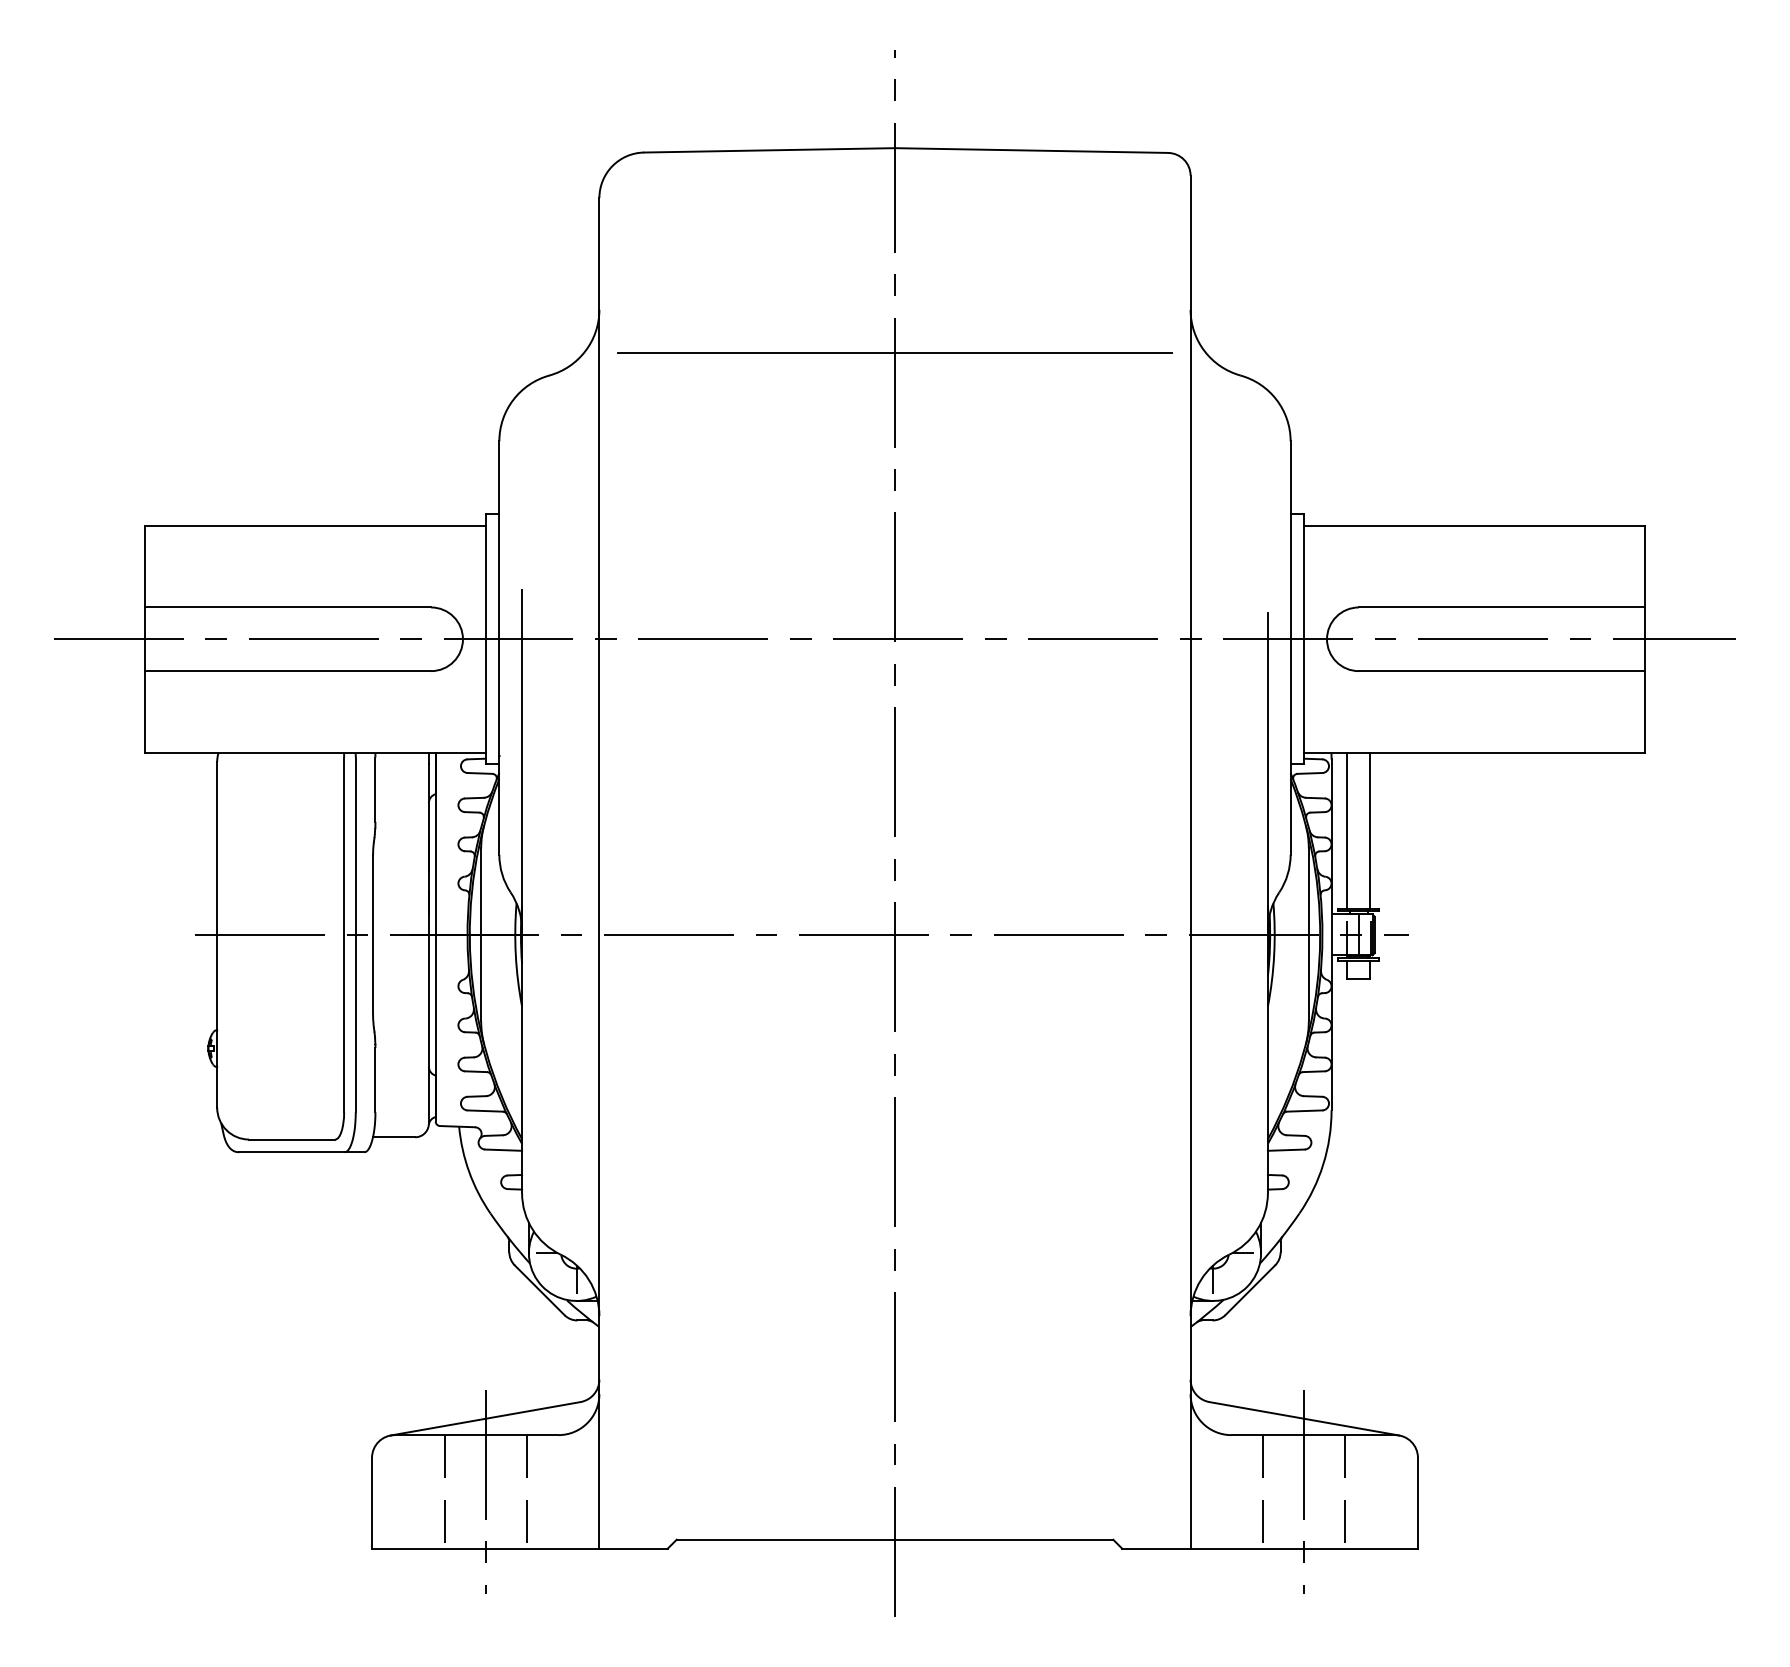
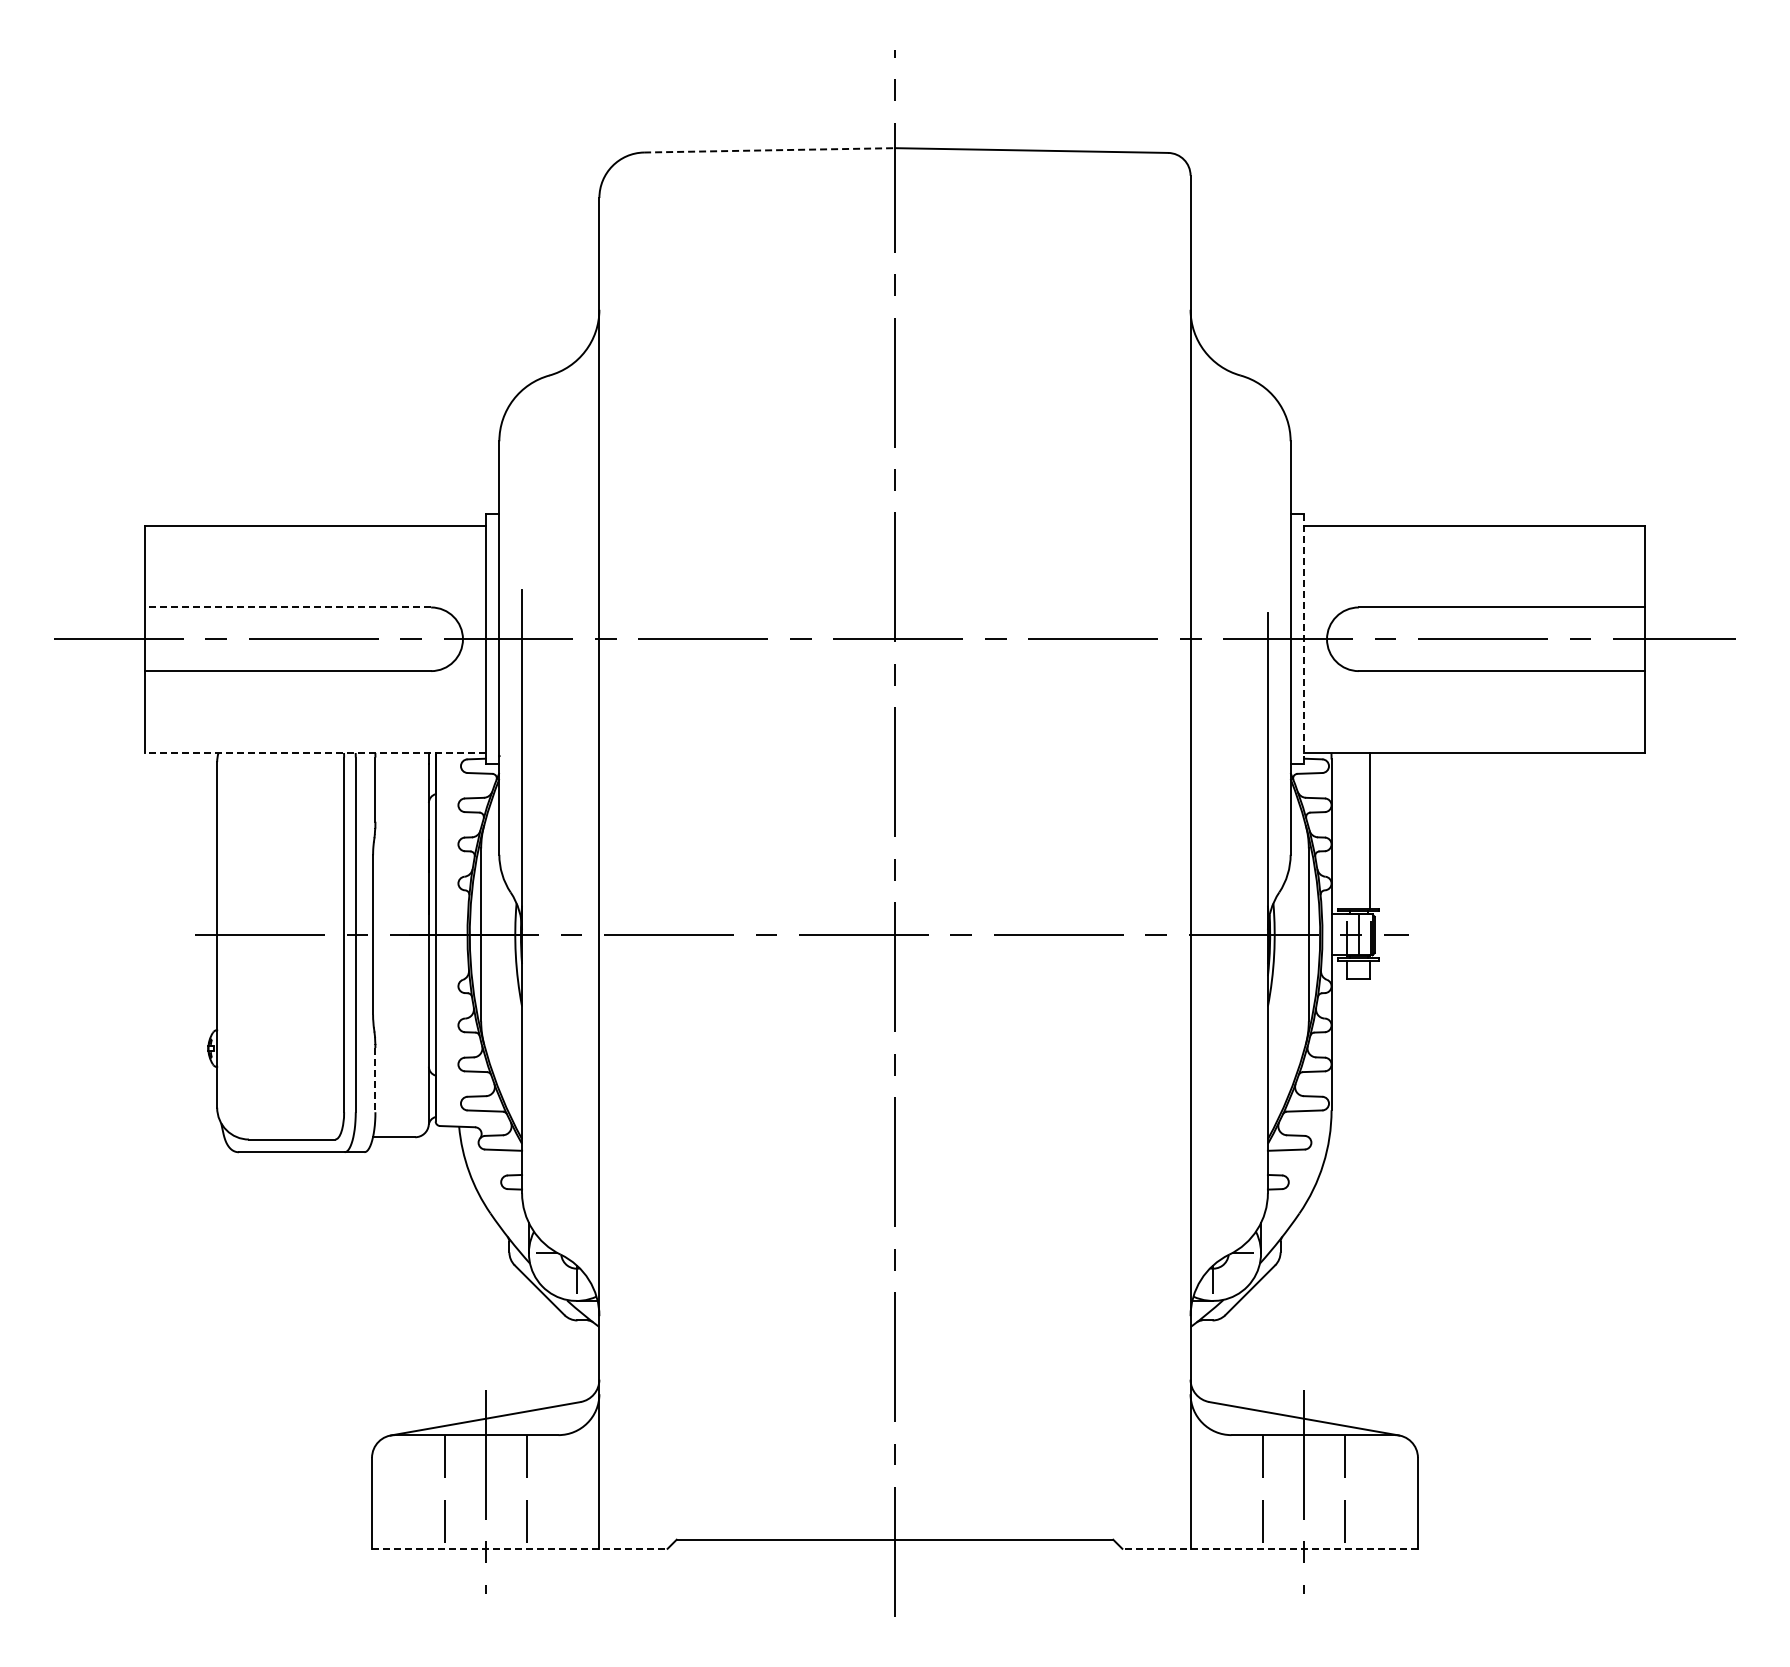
line: solid -> dashed (770, 150)
line: present -> none (894, 352)
line: solid -> dashed (287, 607)
line: solid -> dashed (1304, 639)
line: solid -> dashed (315, 753)
line: present -> none (1347, 830)
line: solid -> dashed (375, 1080)
line: solid -> dashed (519, 1548)
line: solid -> dashed (1270, 1548)
